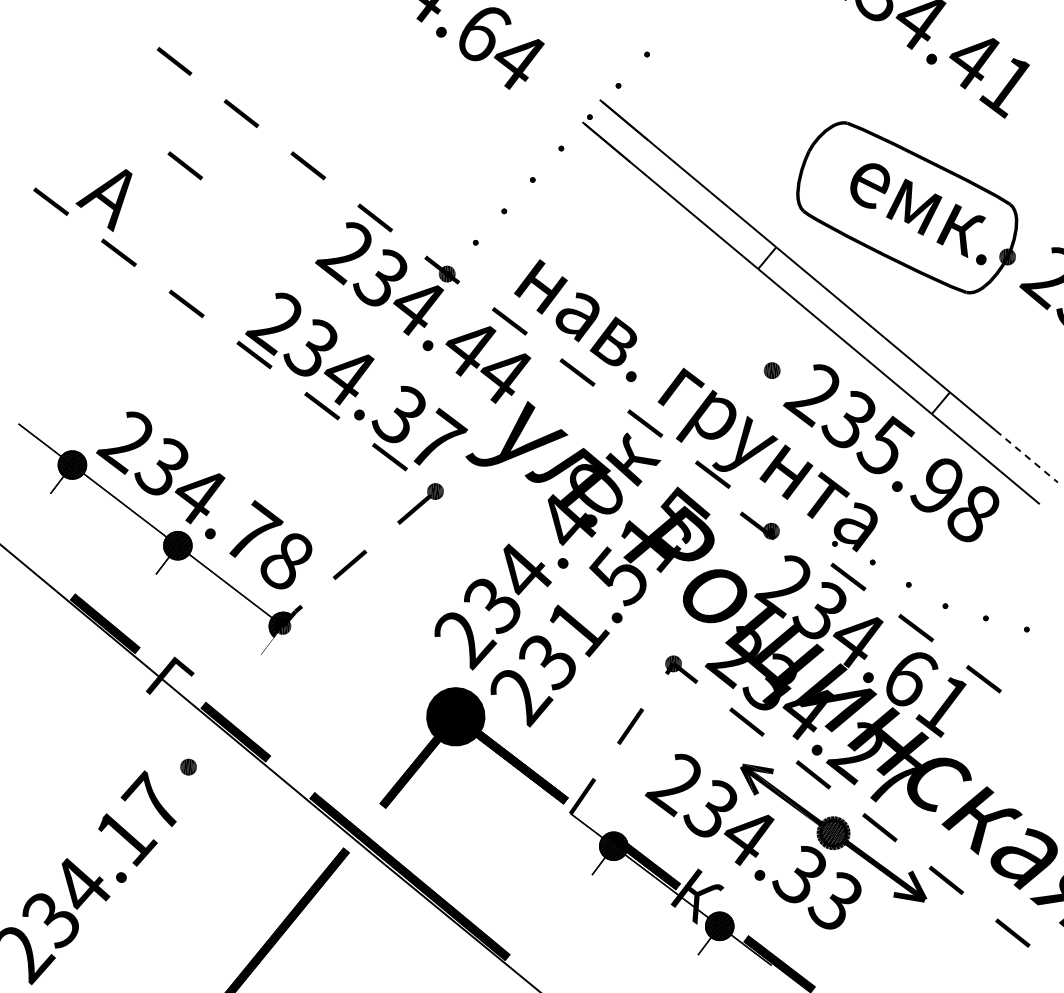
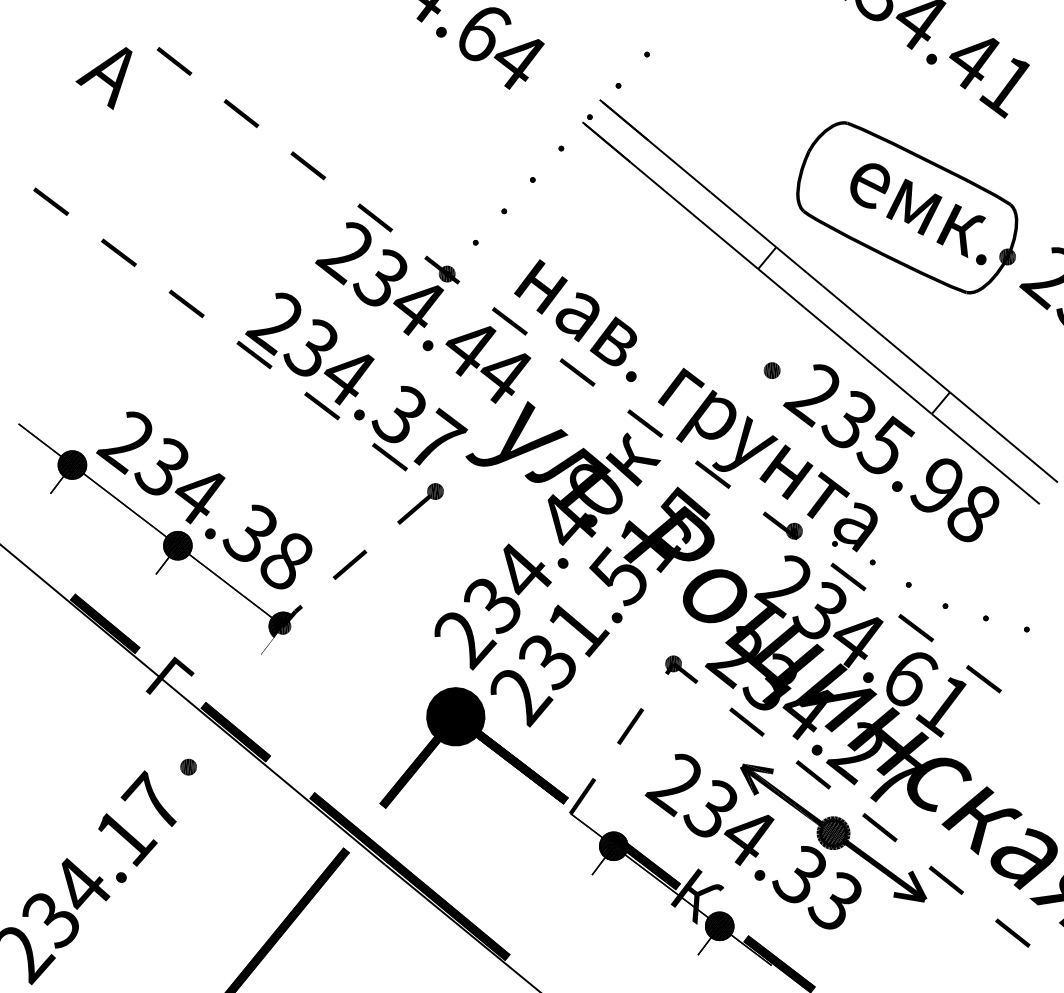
line: present -> none (185, 165)
text position: (103, 200) -> (103, 78) (103, 78)
line: dashed -> solid (1027, 456)
part position: (759, 525) -> (782, 525) (782, 525)
text: 234.78 -> 234.38 (252, 530)
